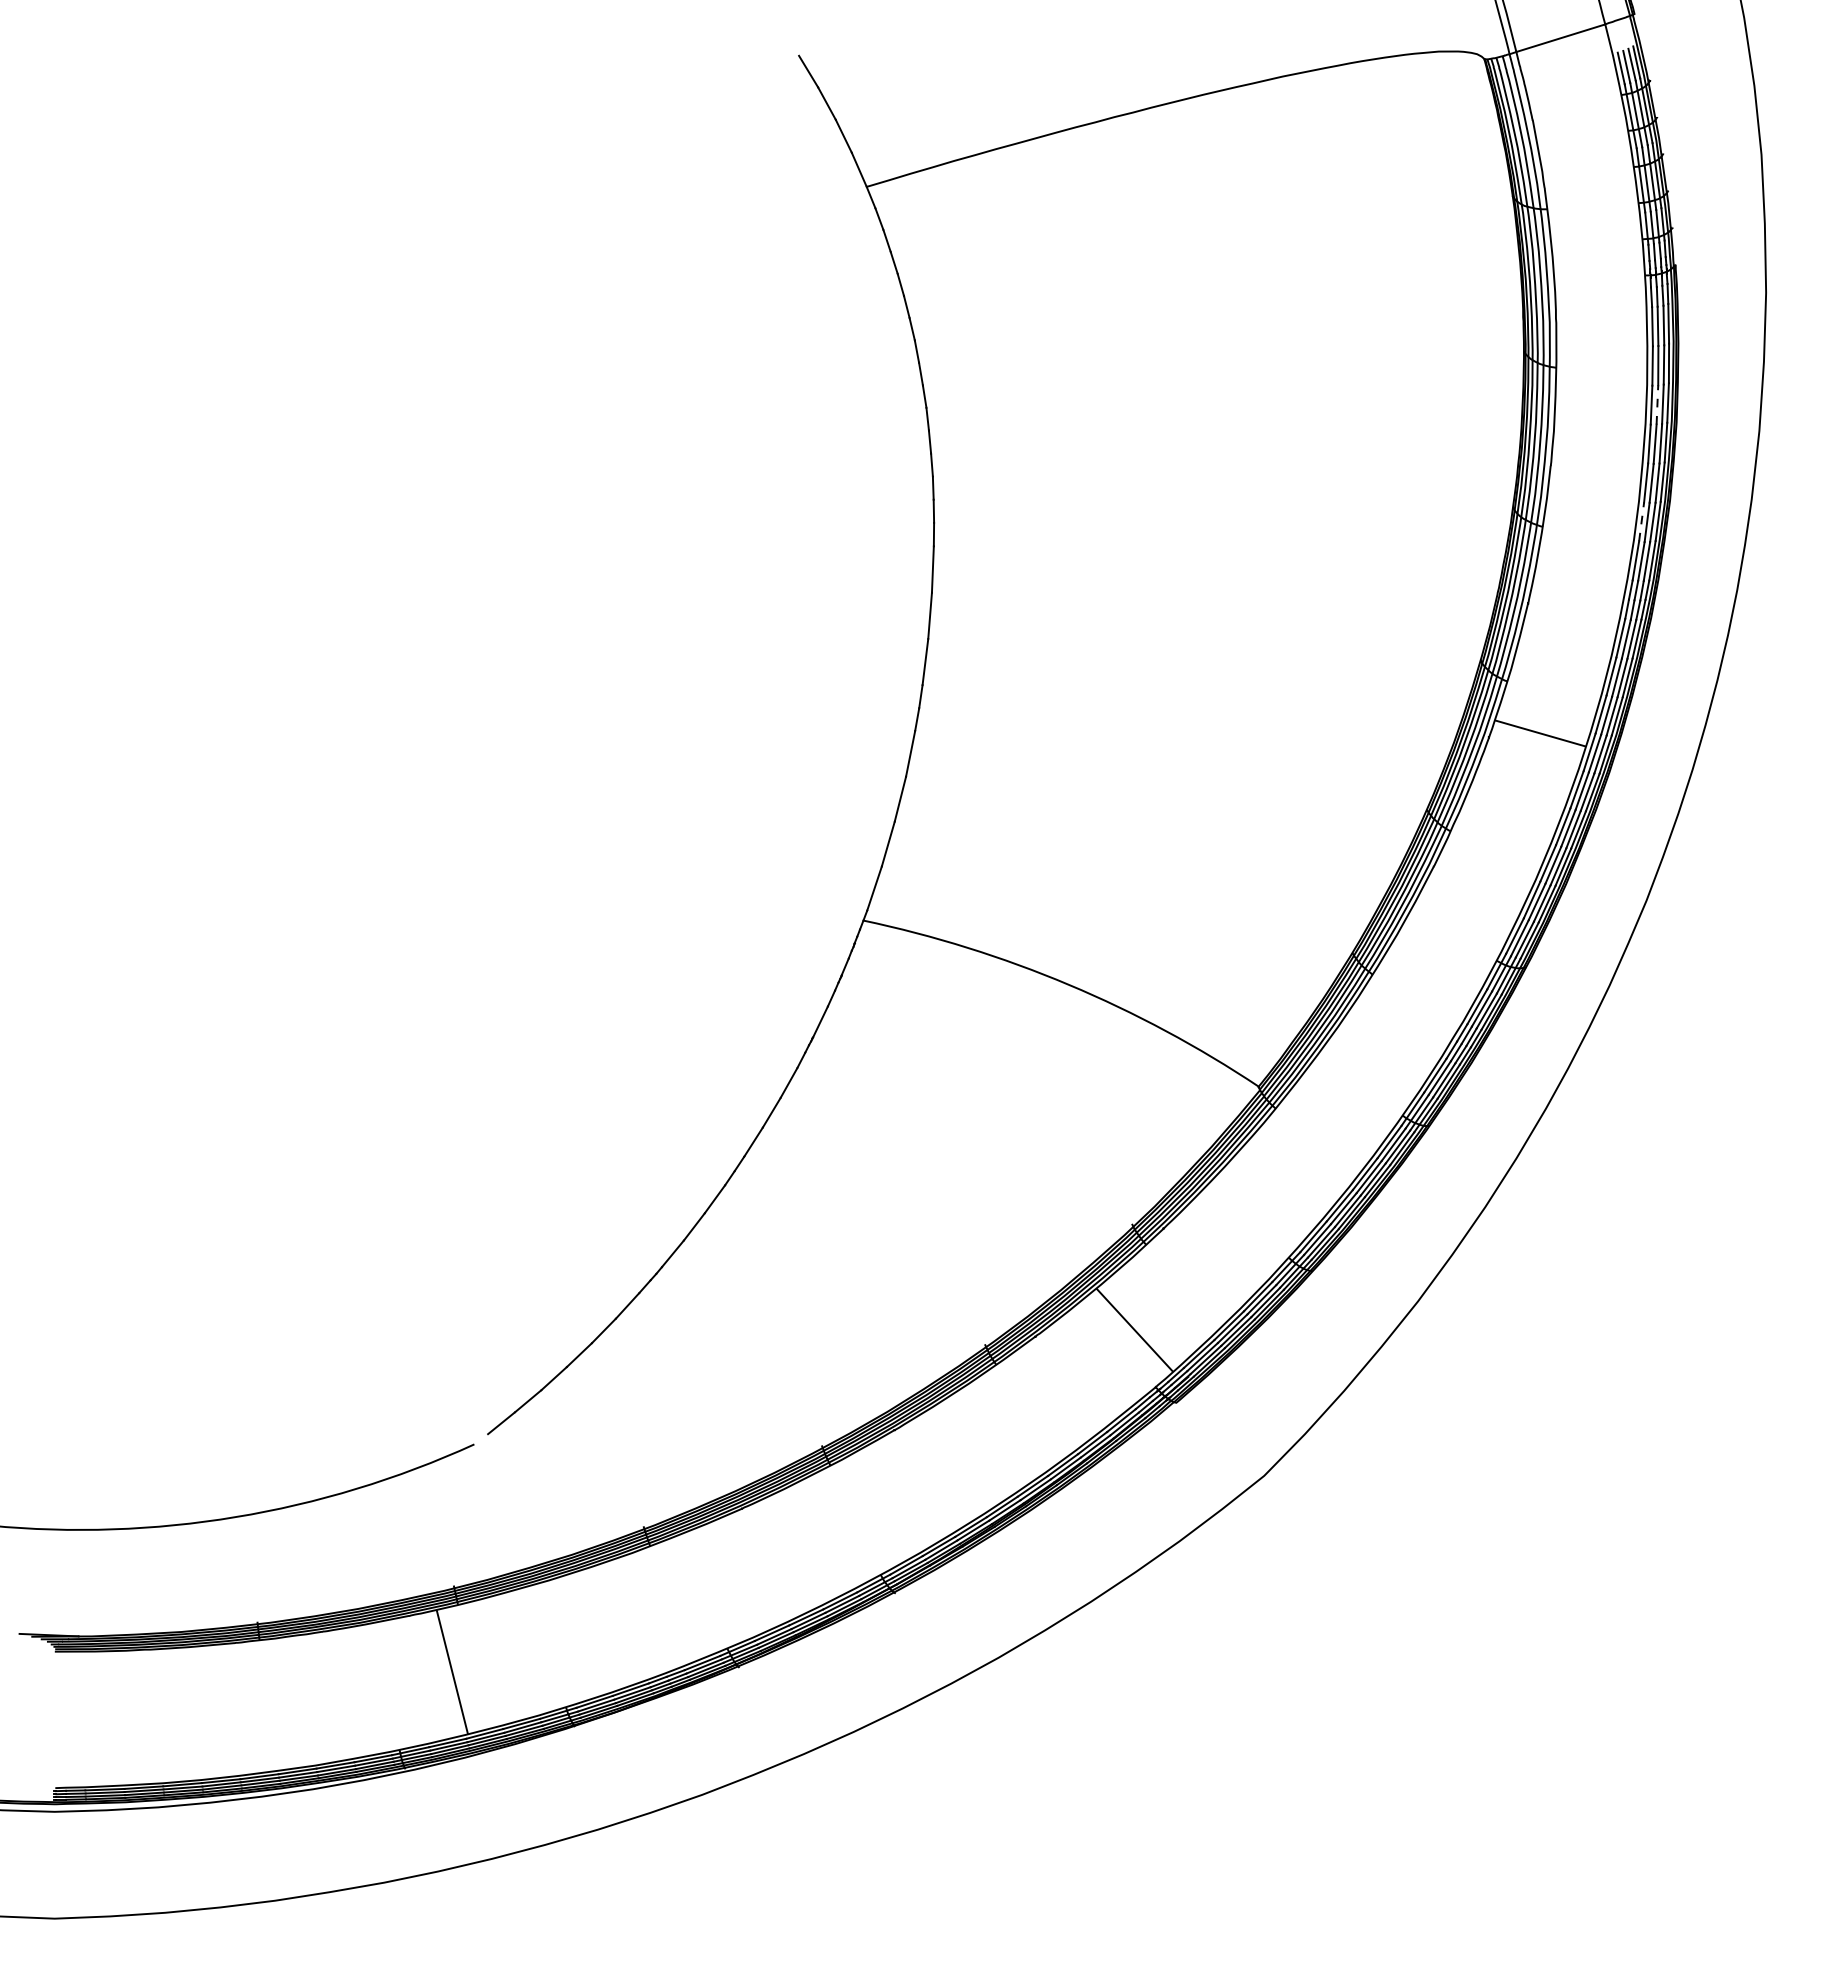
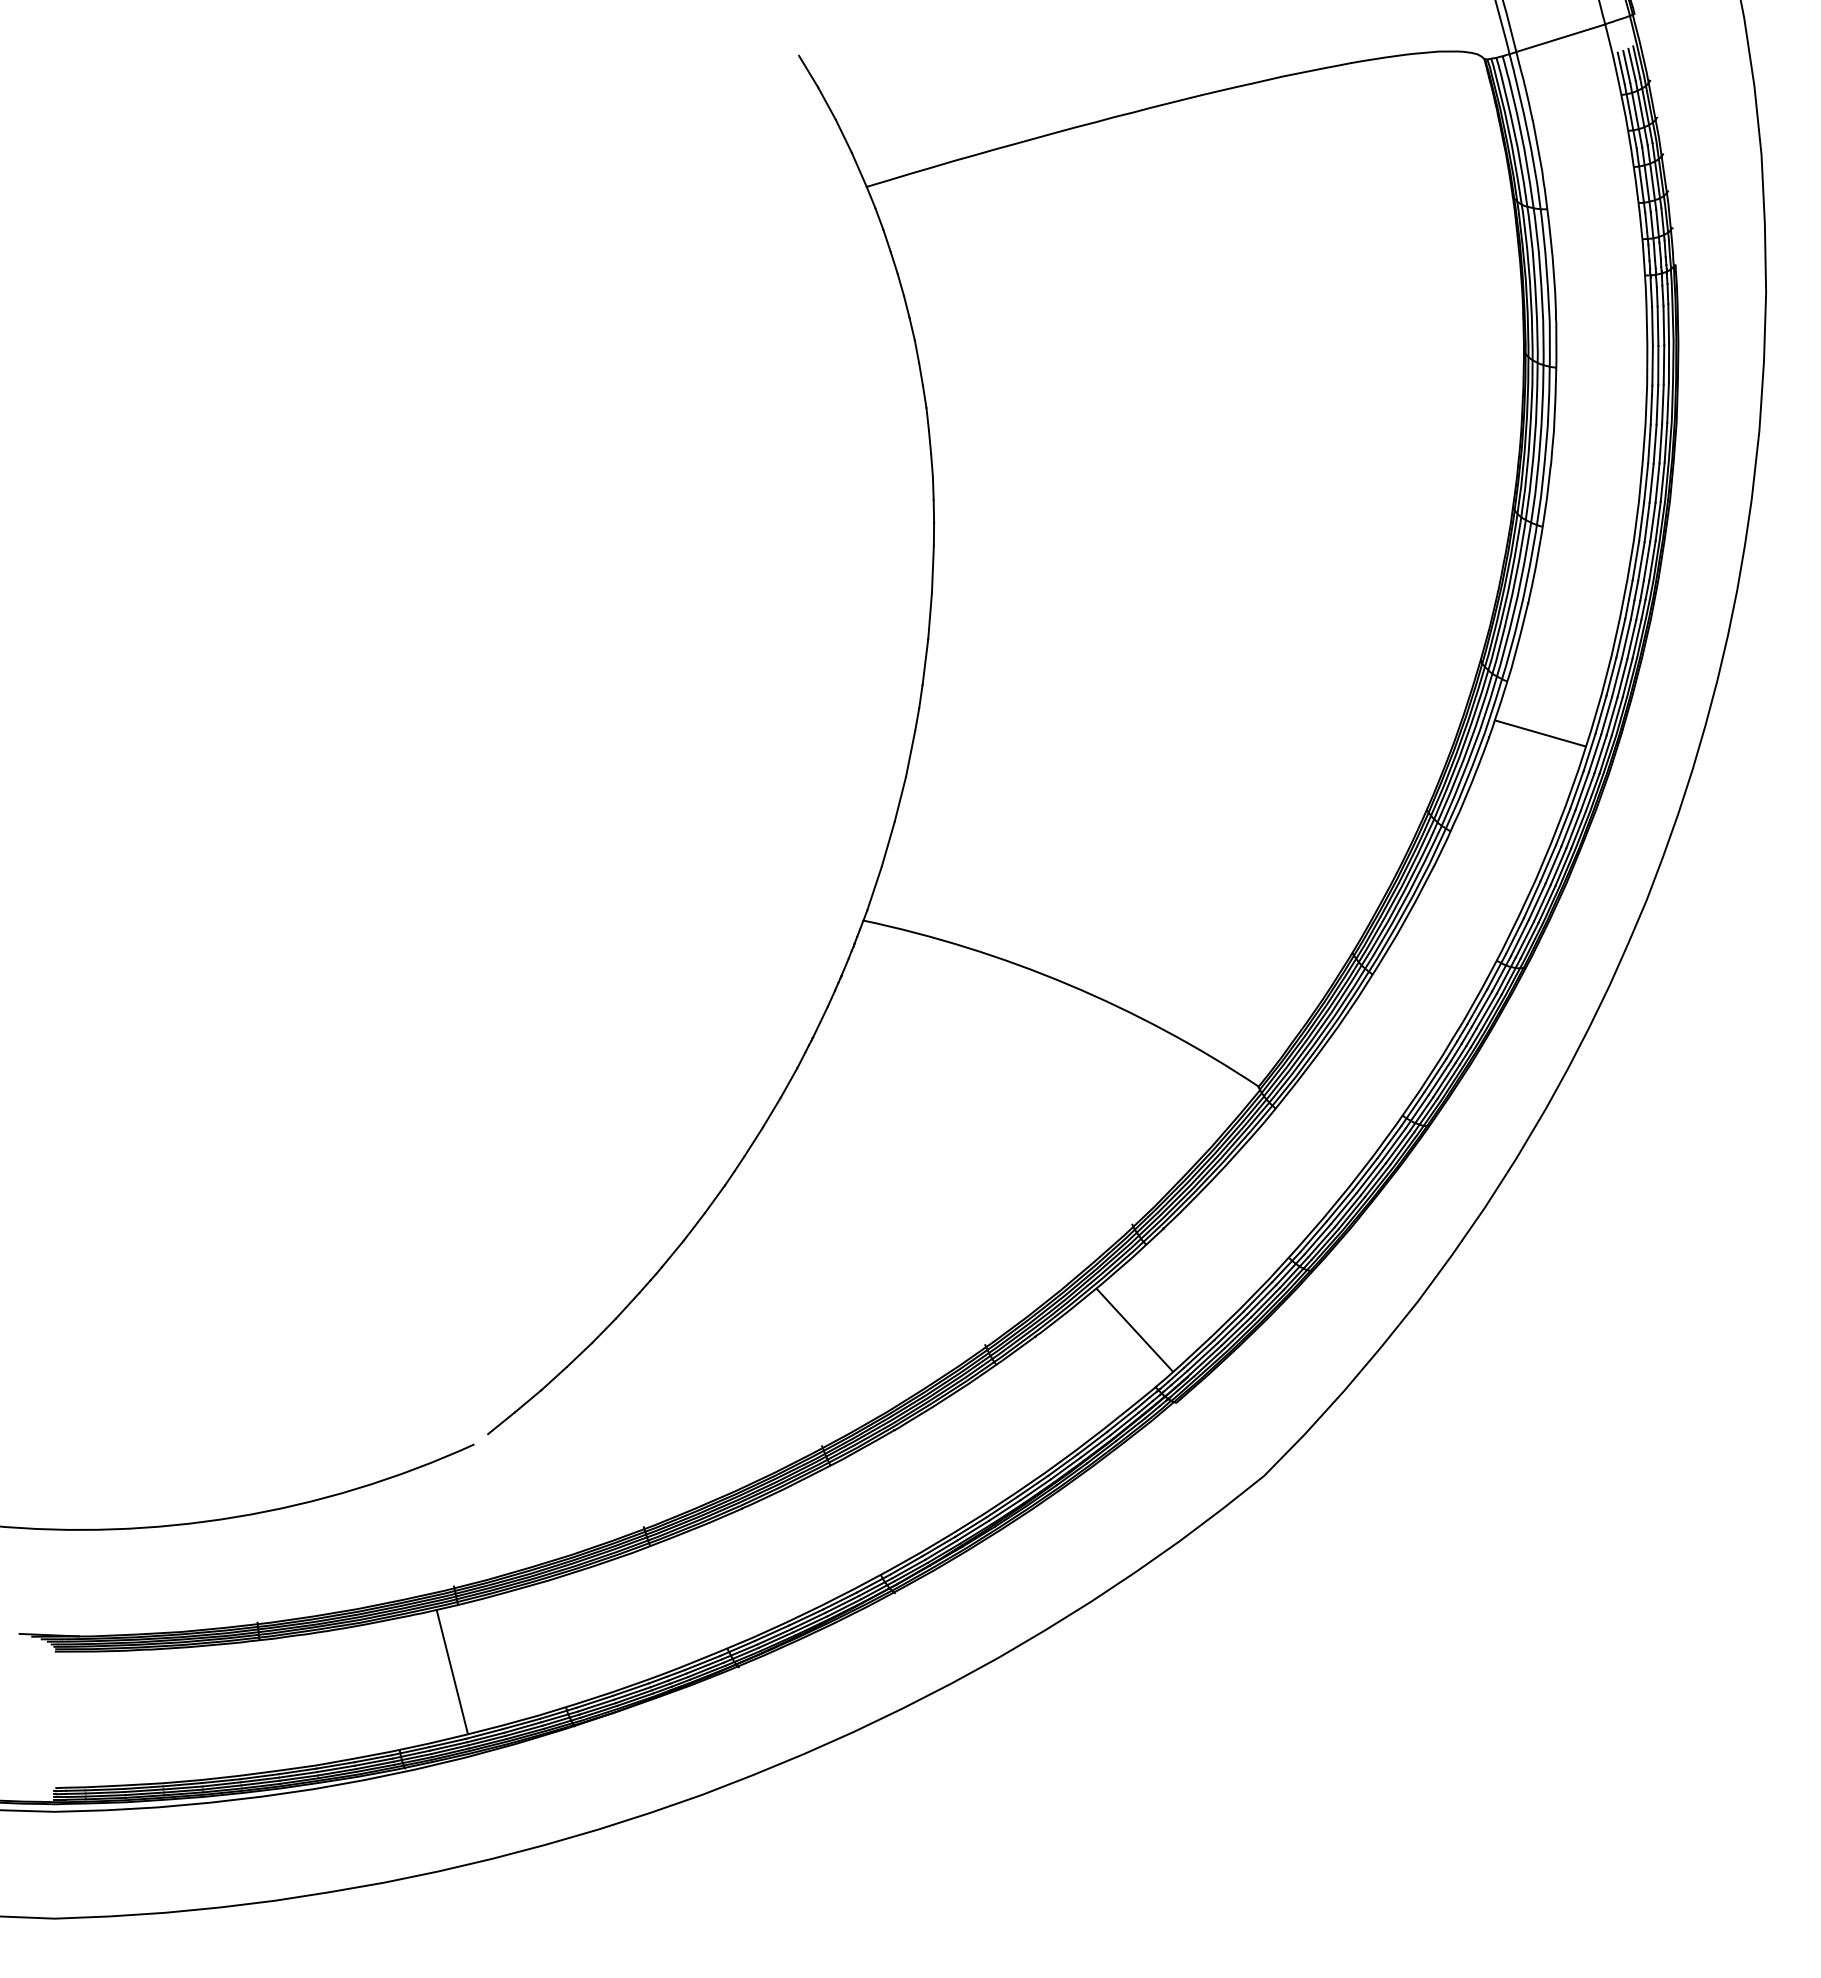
line: dashed -> solid (1657, 404)
line: dashed -> solid (1641, 521)
